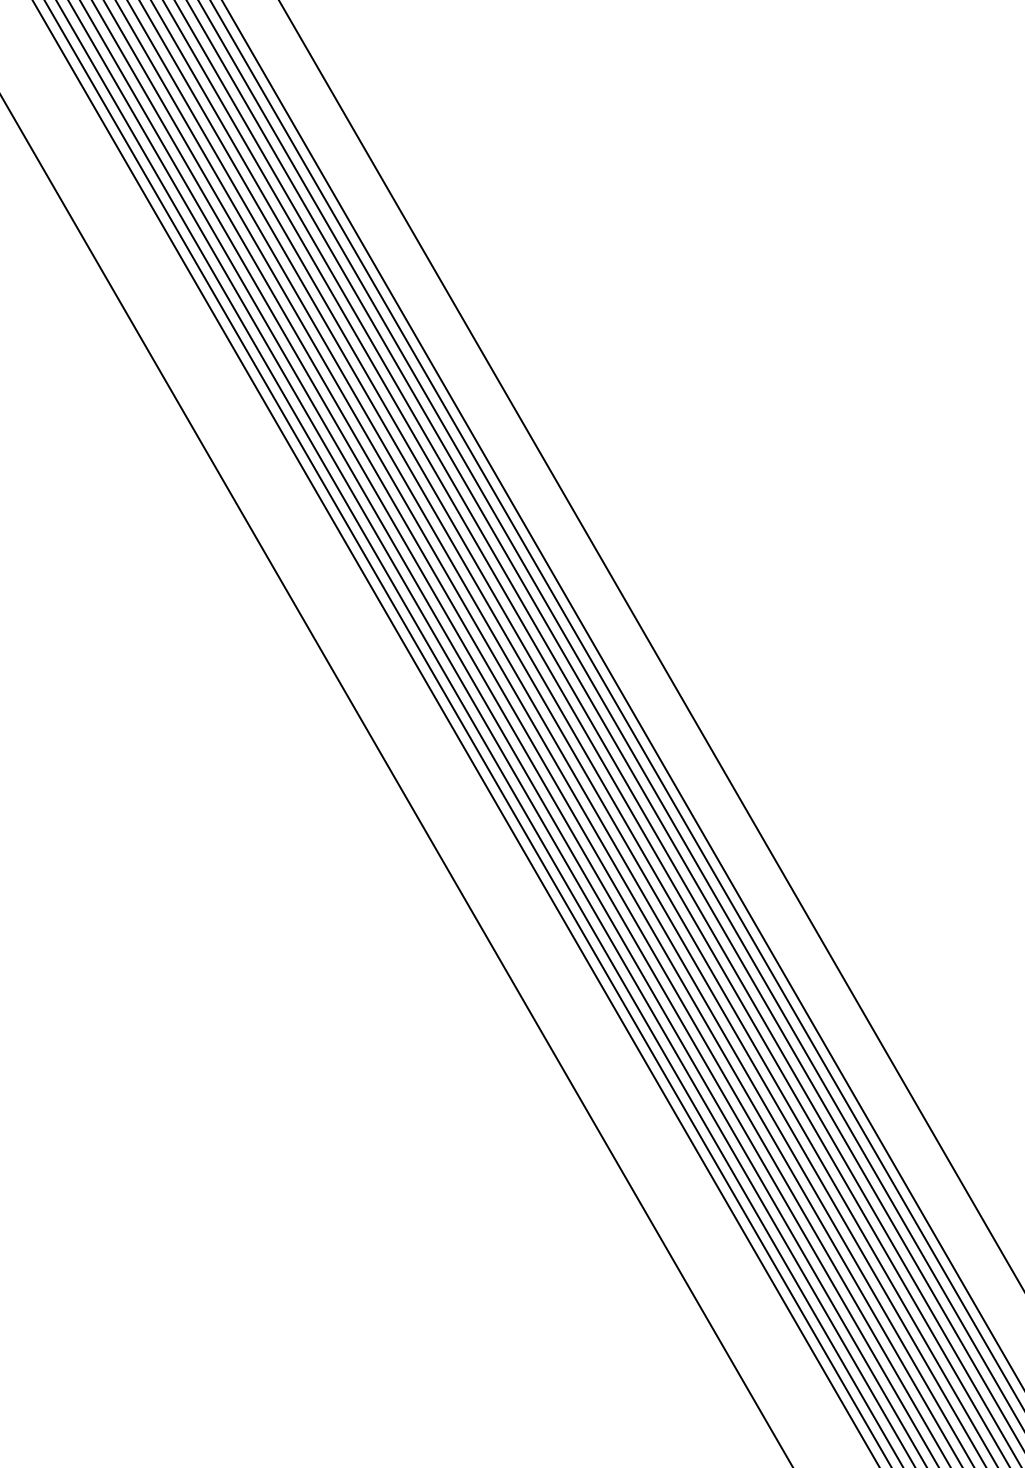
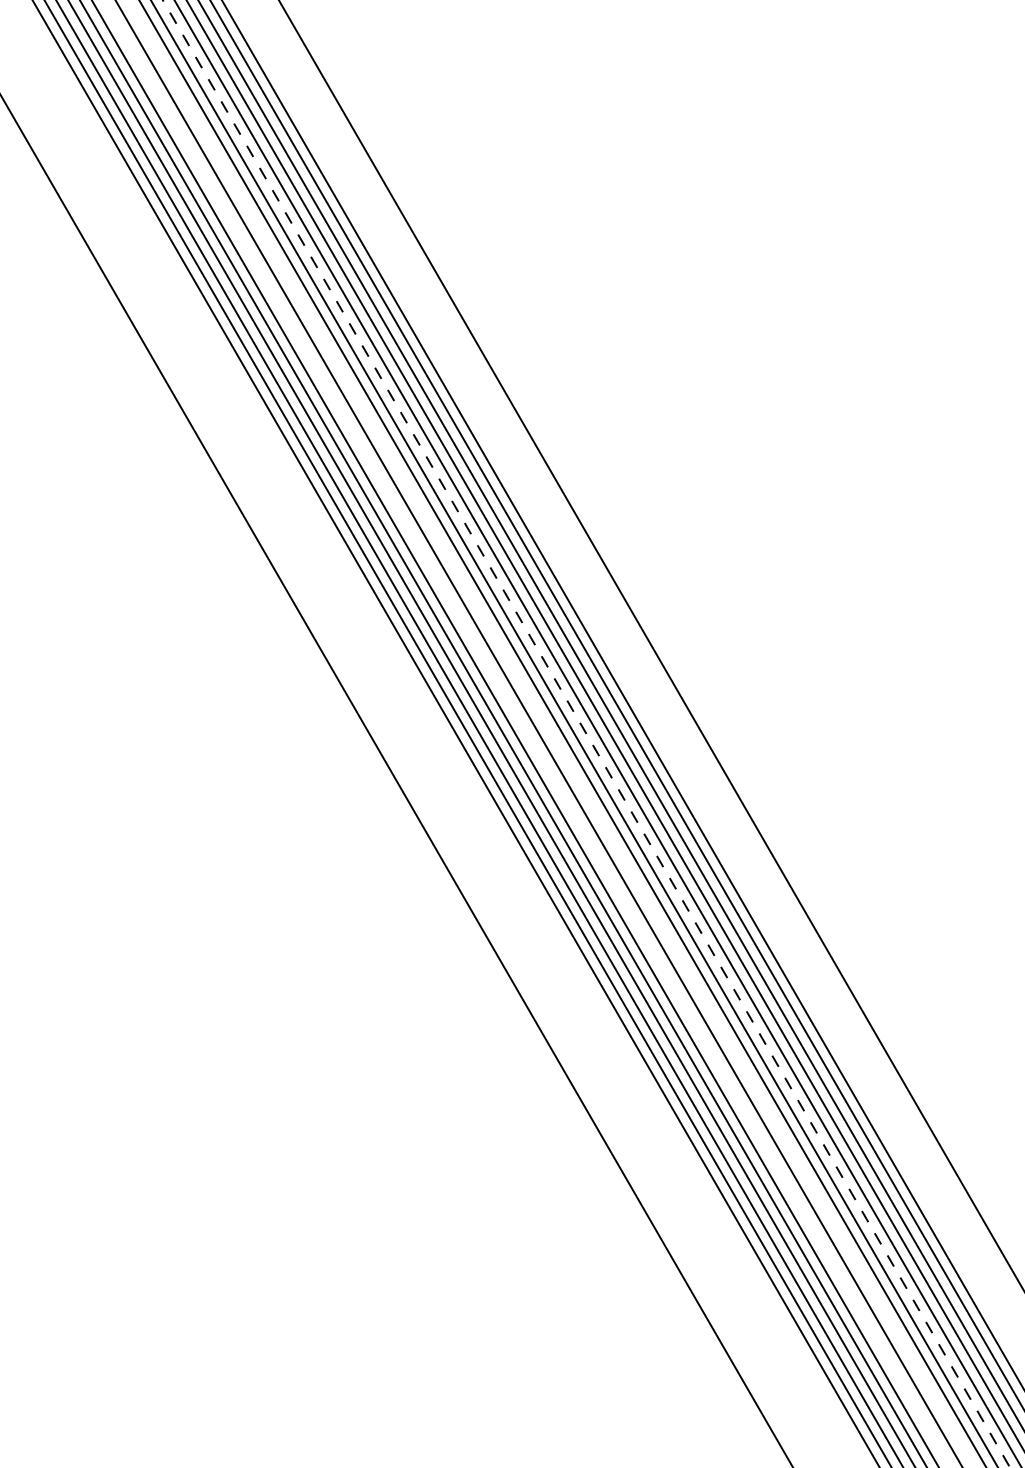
line: present -> none (526, 733)
line: present -> none (550, 733)
line: solid -> dashed (586, 734)
